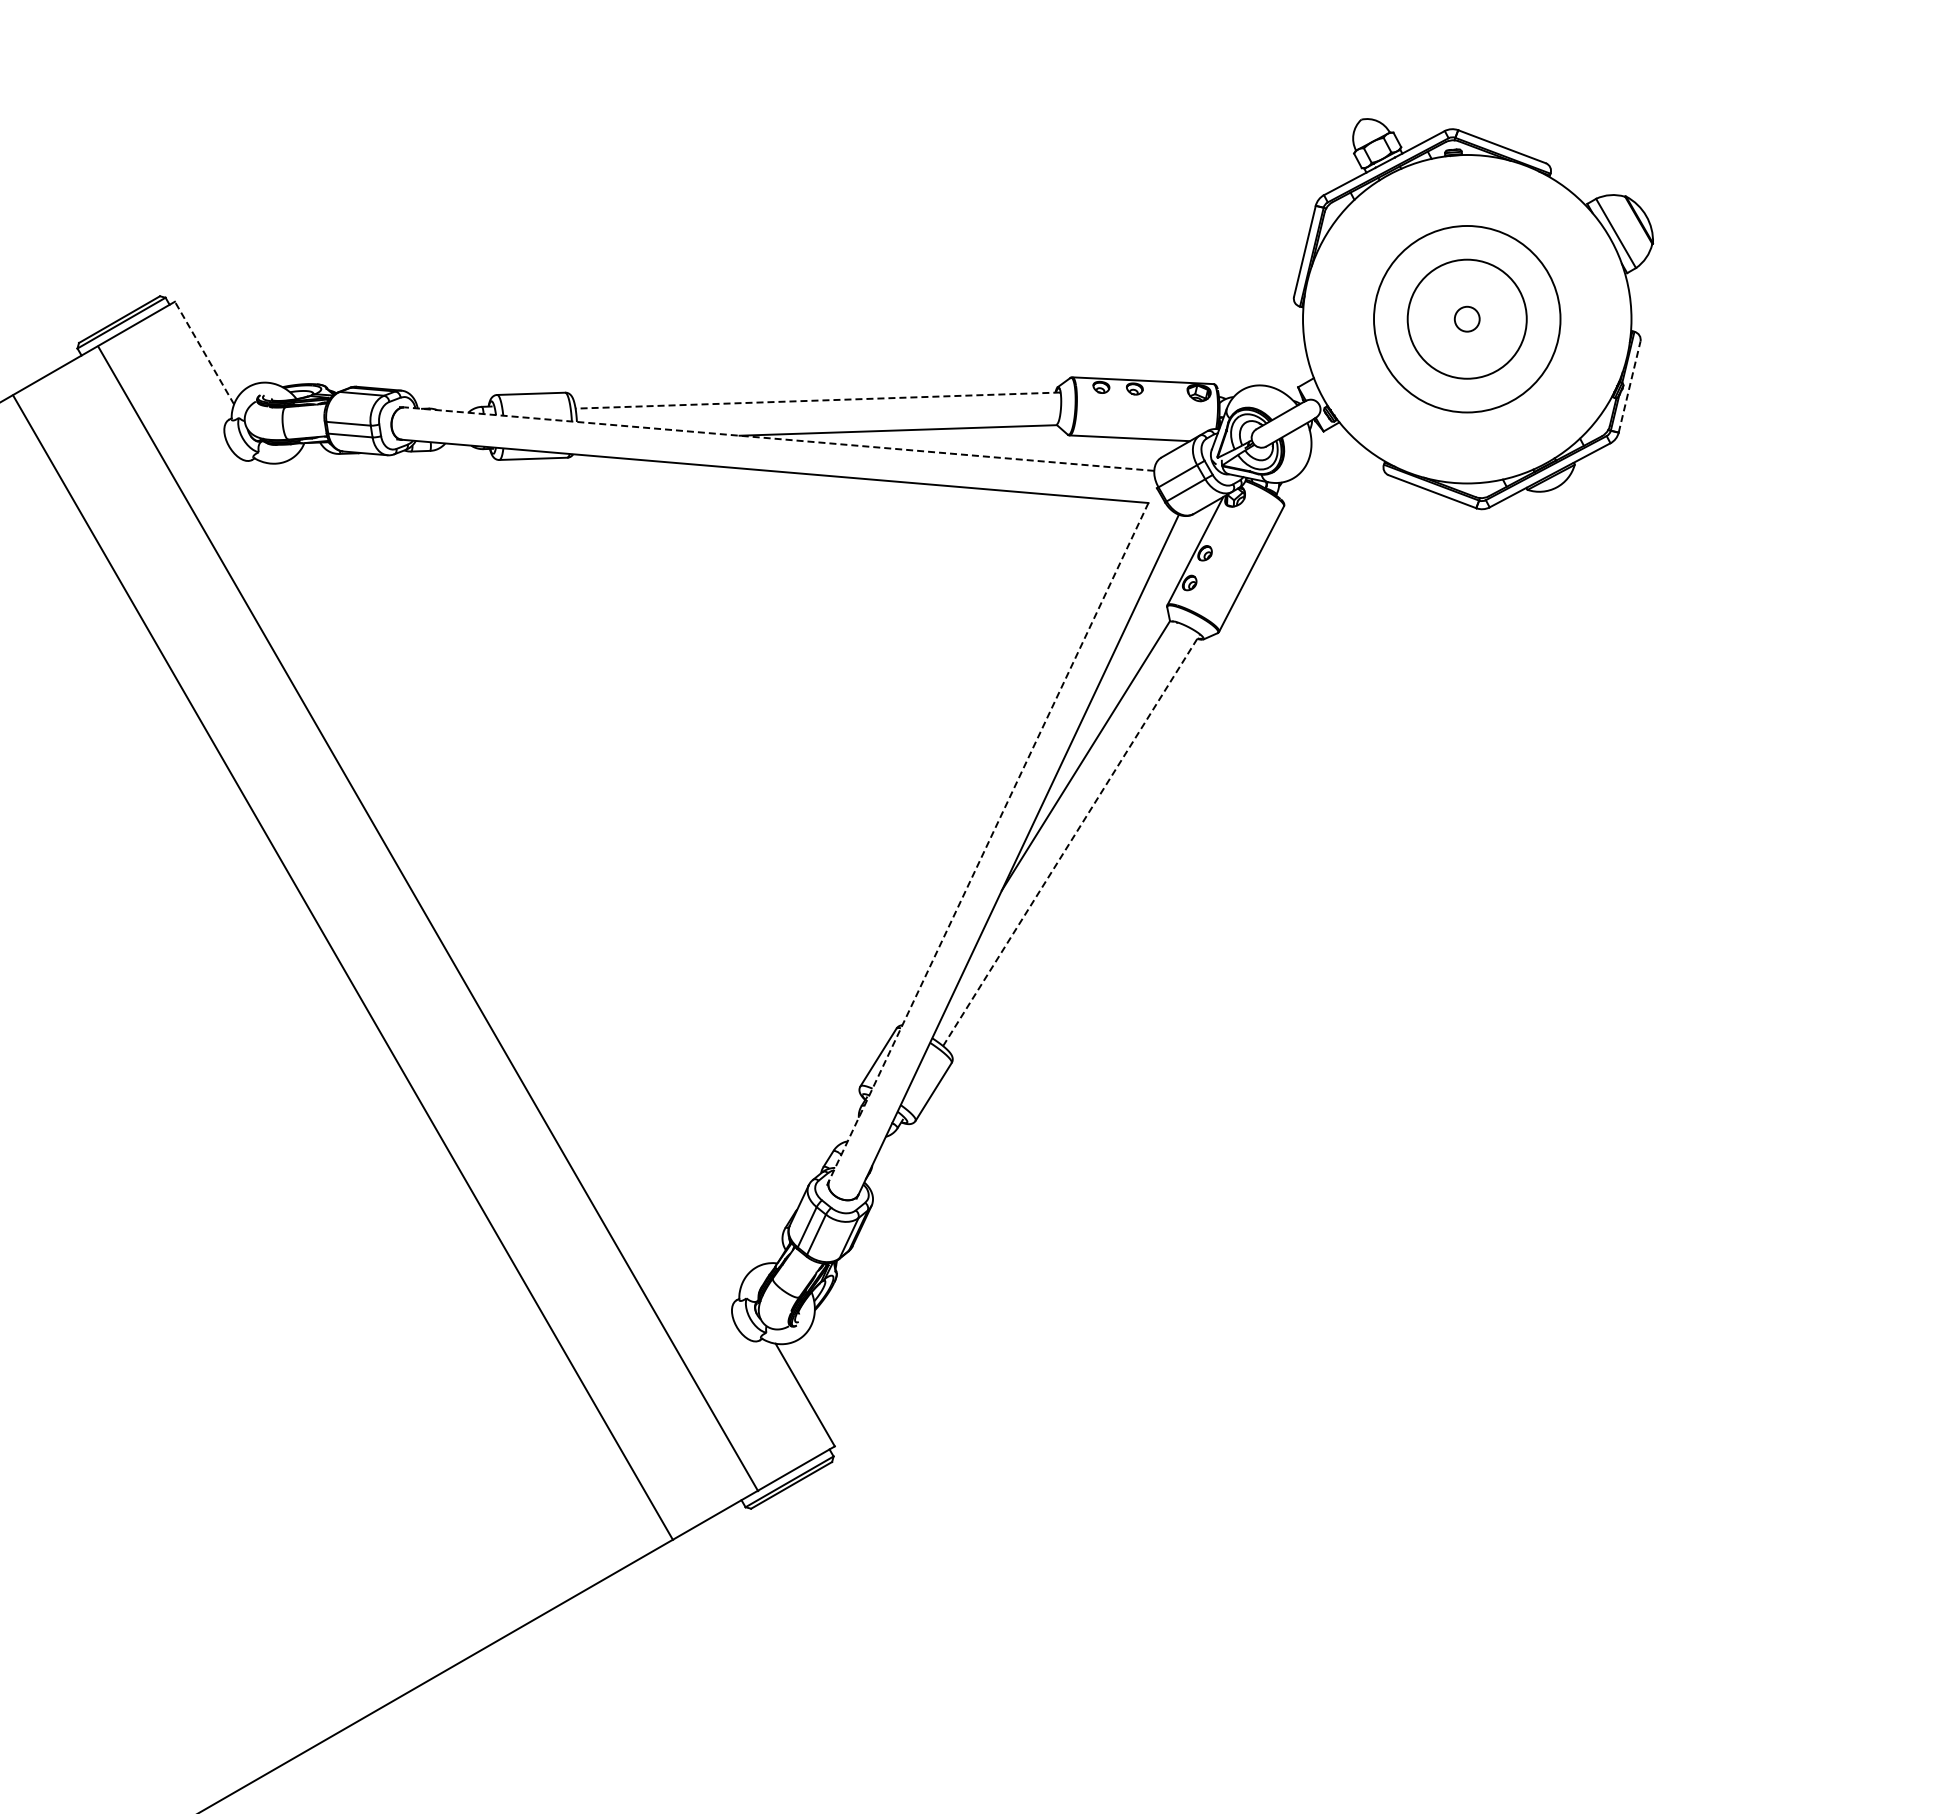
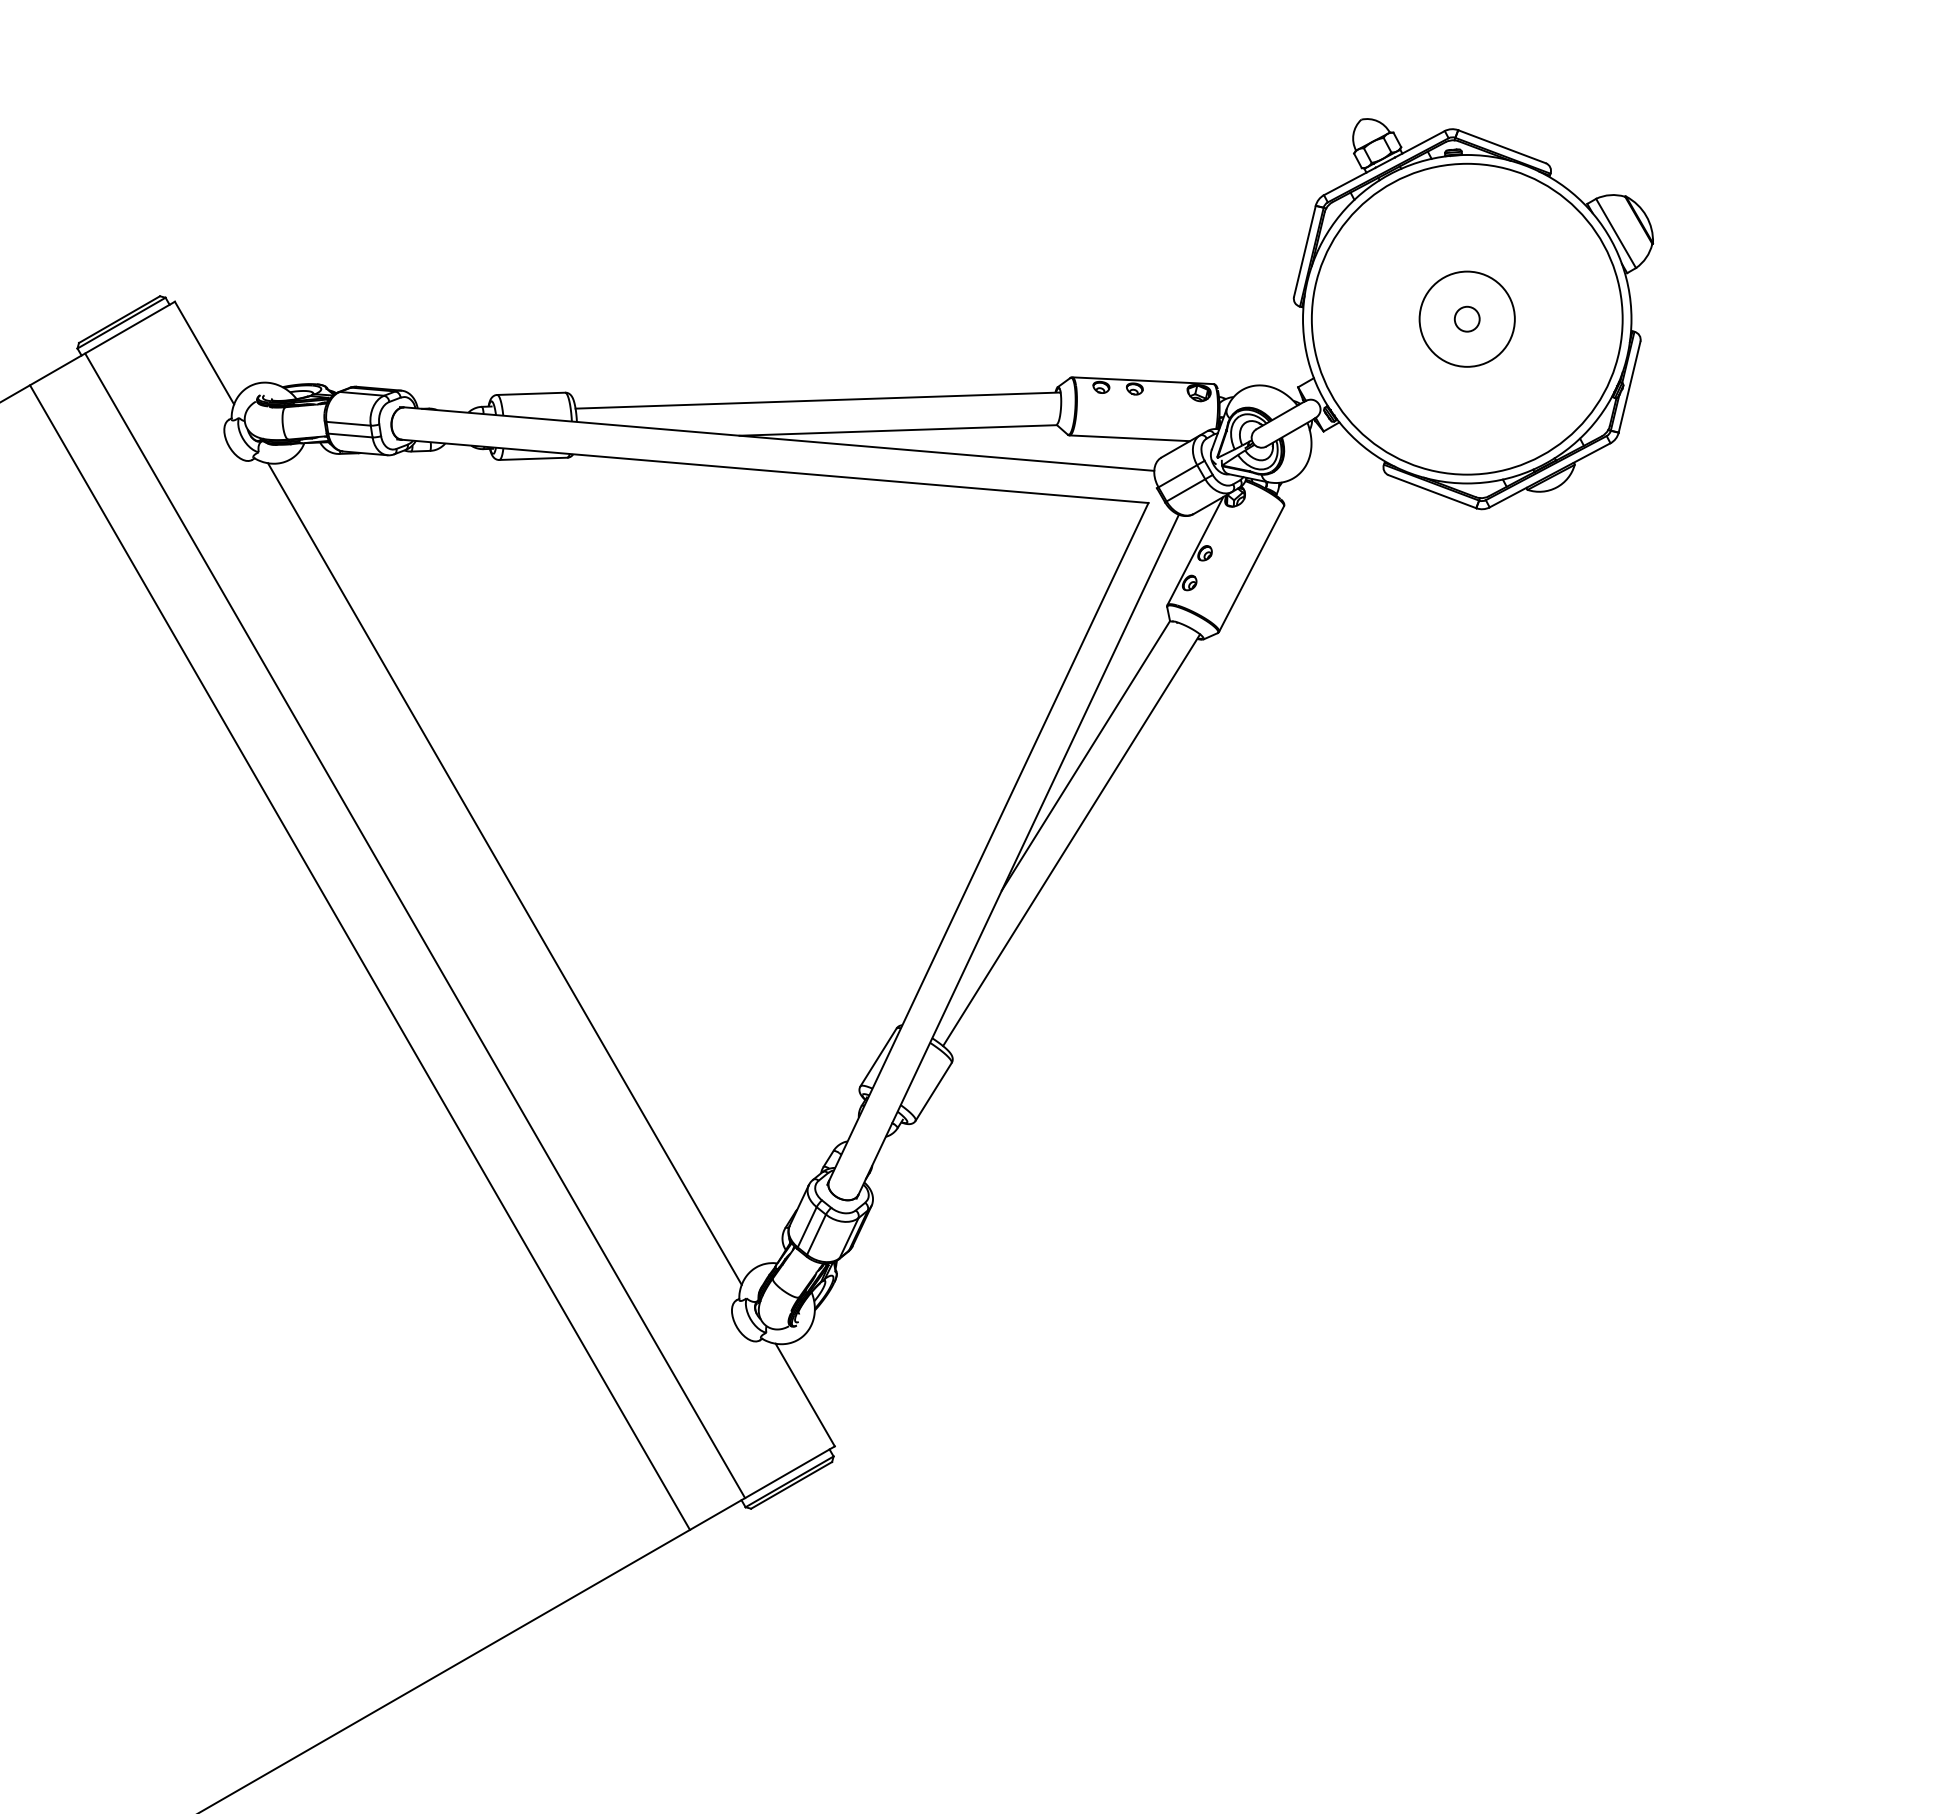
circle diameter: 119 px -> 95 px (1466, 318)
circle diameter: 187 px -> 311 px (1466, 318)
line: dashed -> solid (204, 352)
line: dashed -> solid (1629, 387)
line: dashed -> solid (817, 400)
line: dashed -> solid (778, 439)
line: dashed -> solid (1071, 840)
line: dashed -> solid (988, 841)
line: none -> present (504, 873)
line position: (428, 918) -> (415, 925) (415, 925)
line position: (342, 967) -> (359, 957) (359, 957)
